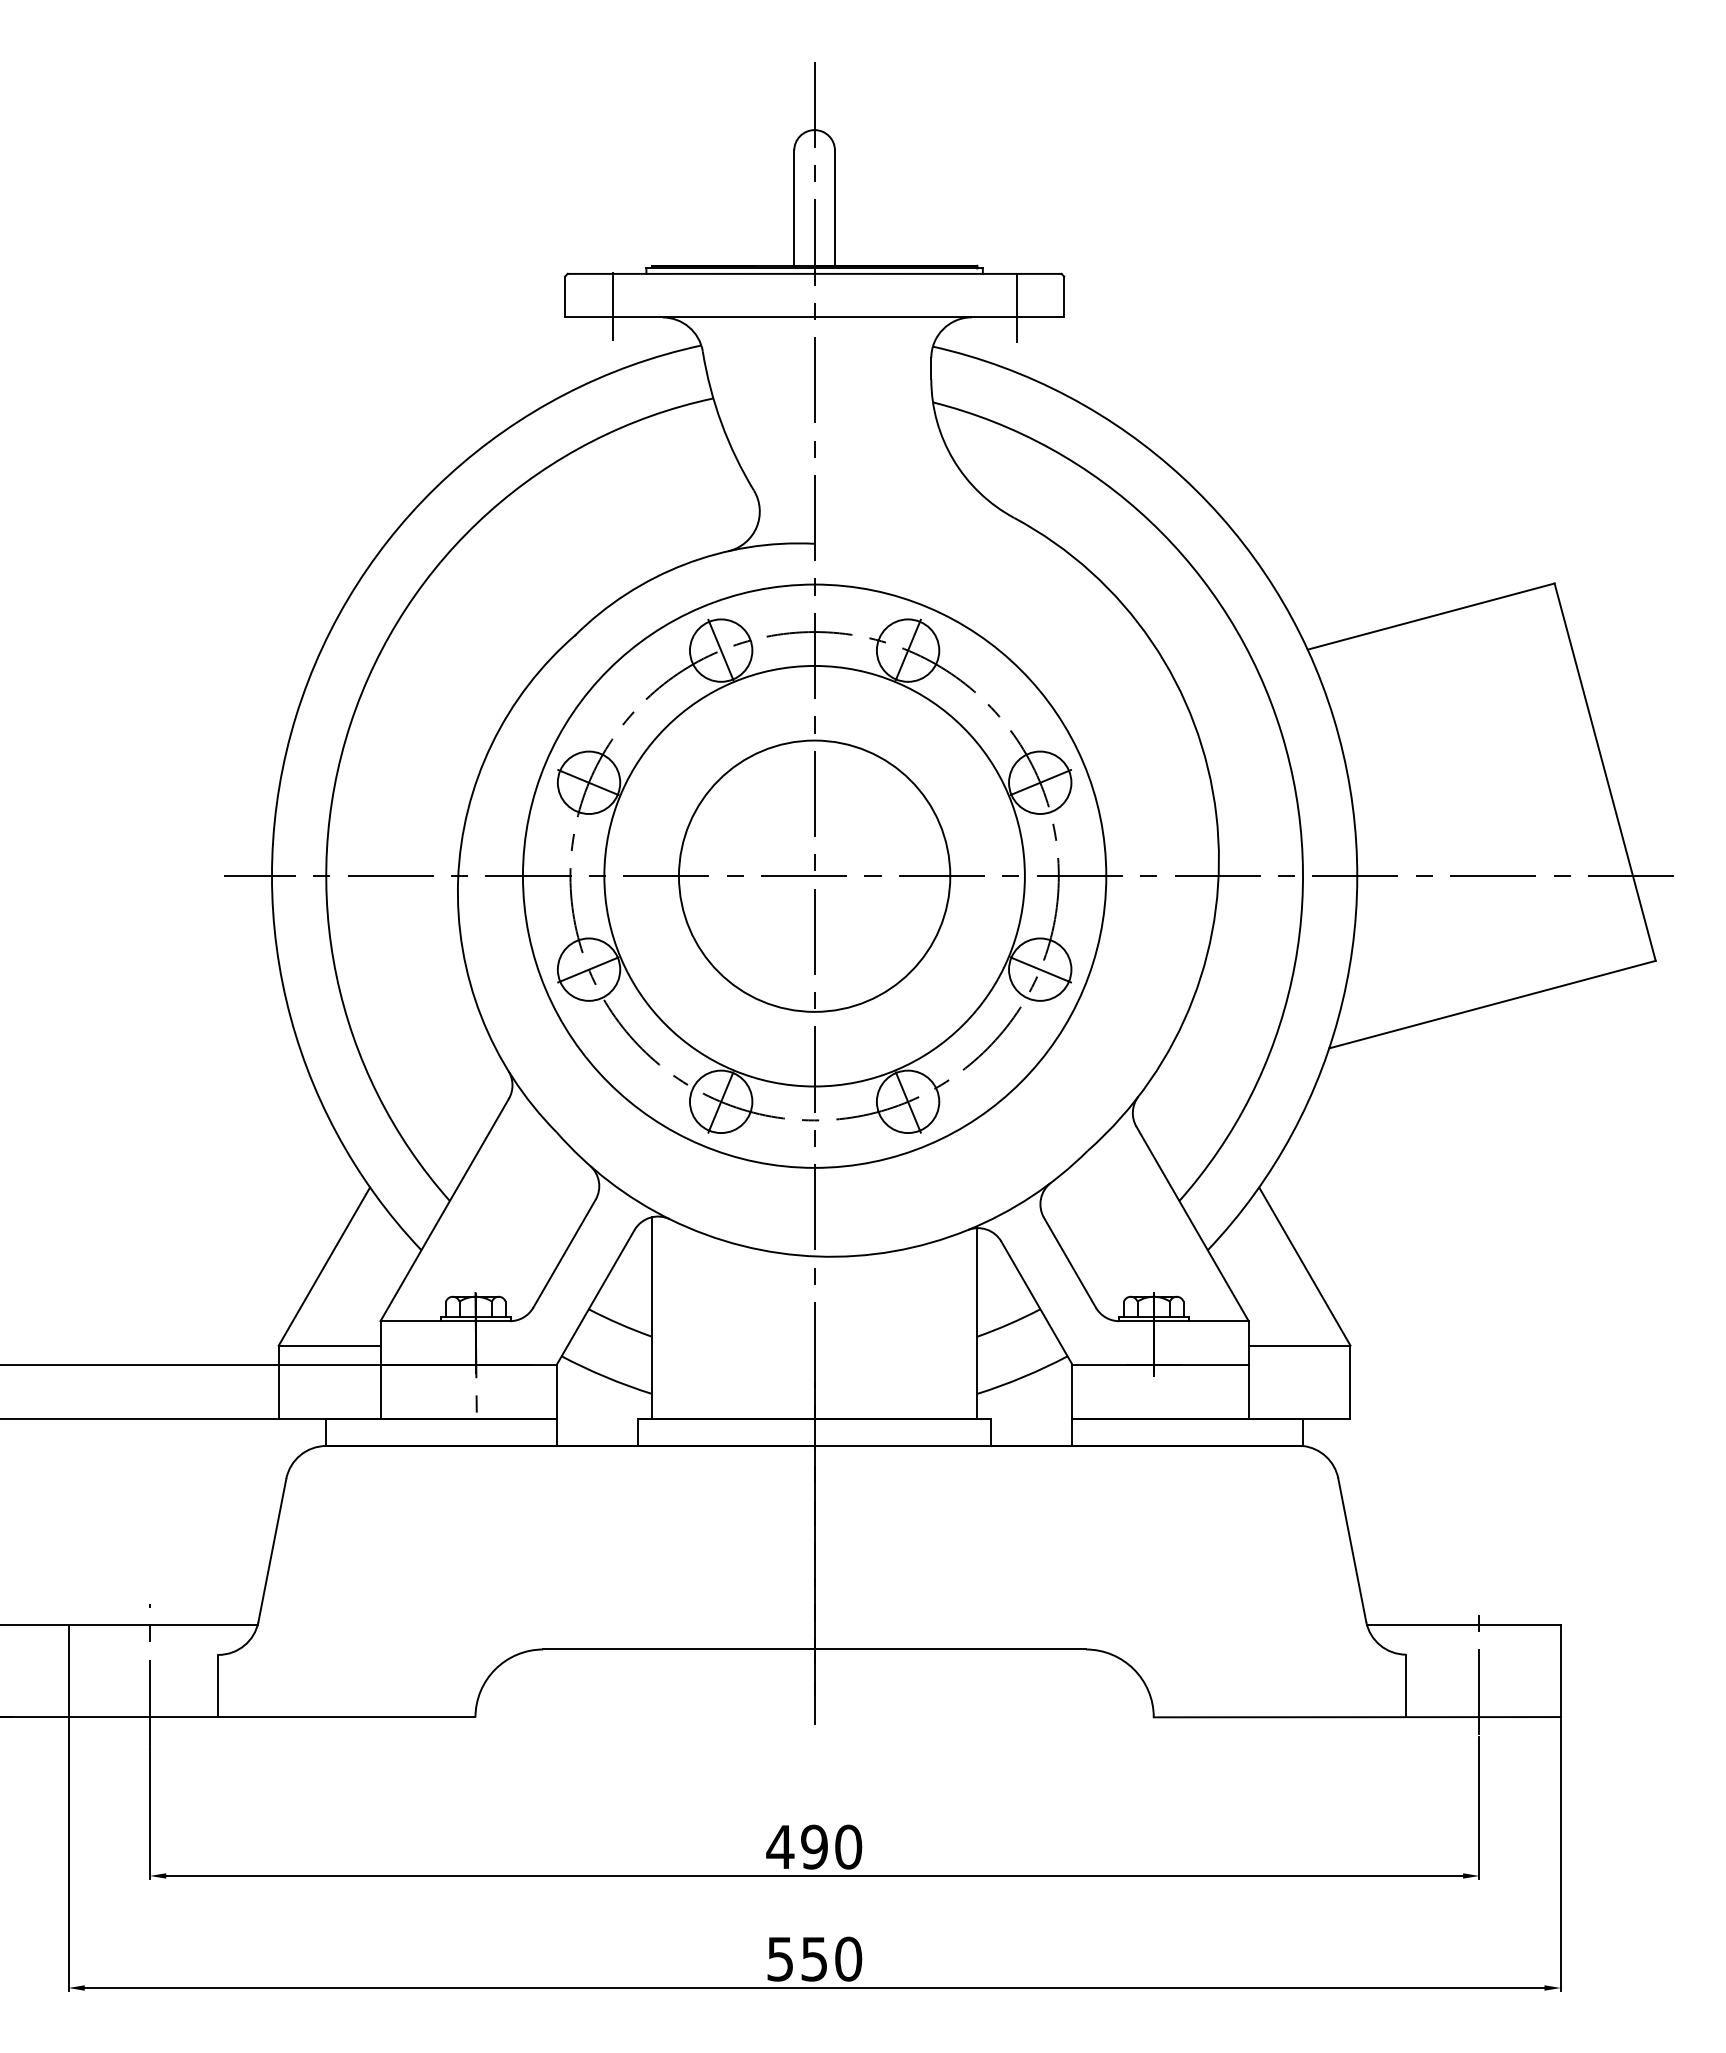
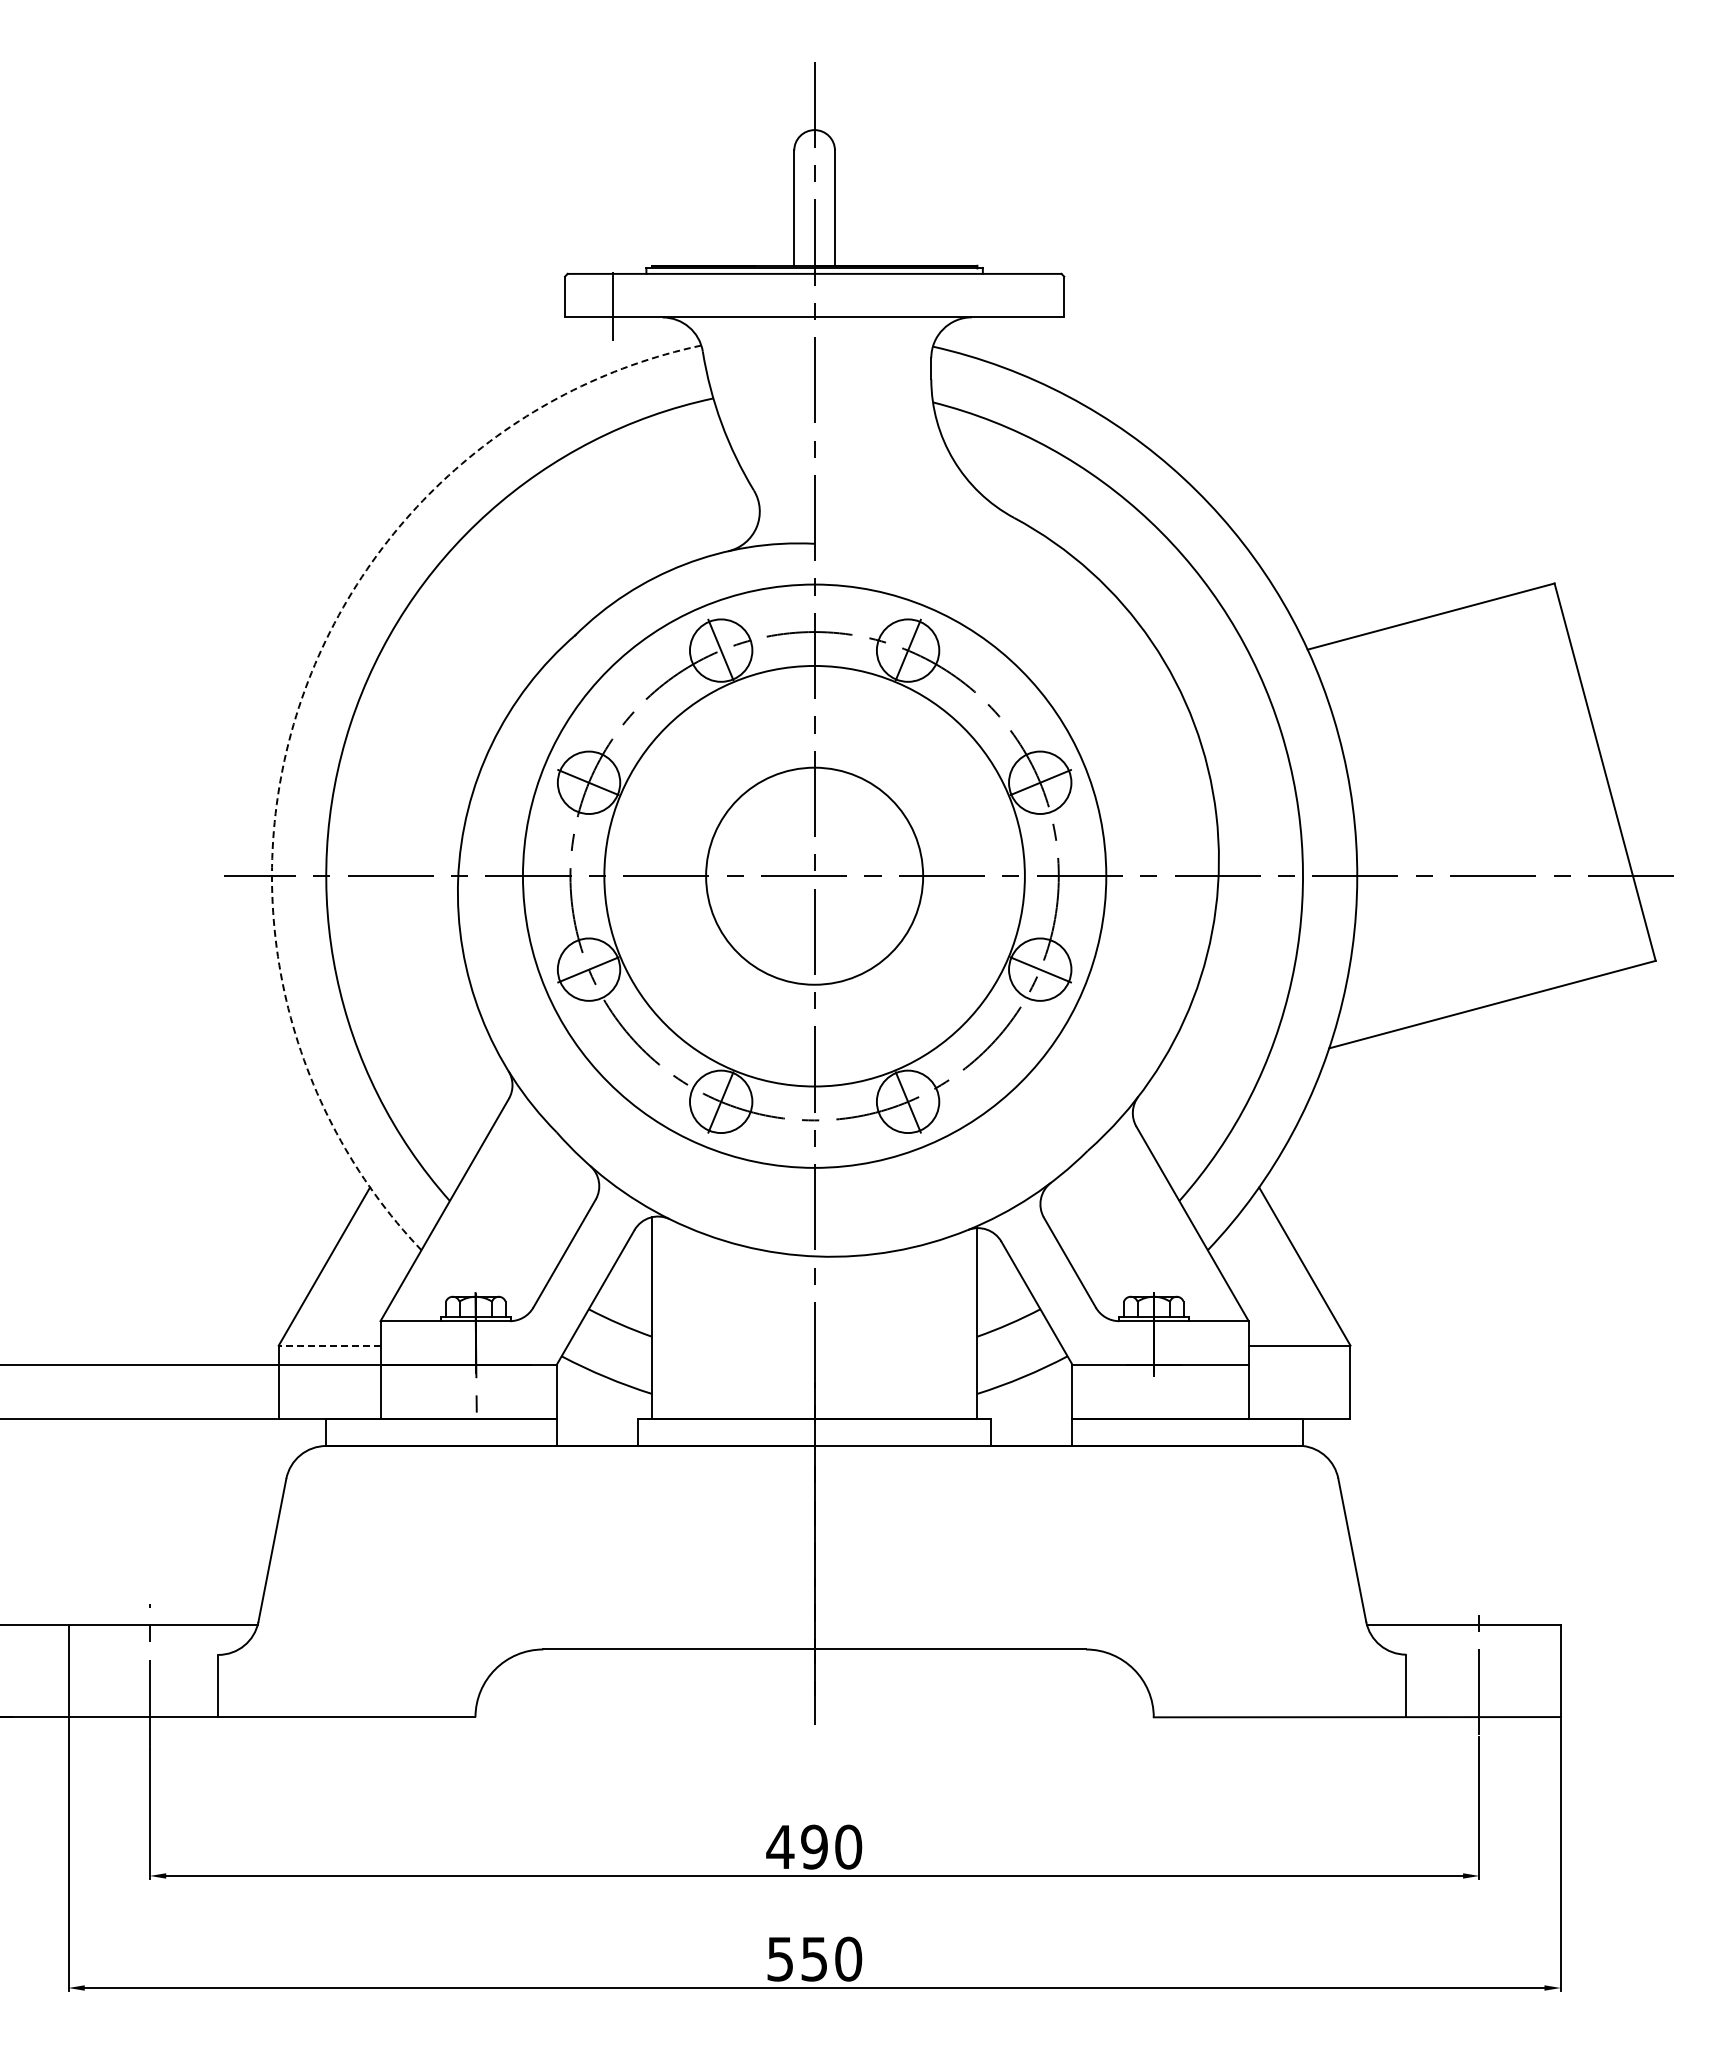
line: present -> none (1016, 307)
arc: solid -> dashed (296, 715)
circle diameter: 271 px -> 217 px (814, 875)
line: solid -> dashed (329, 1345)
